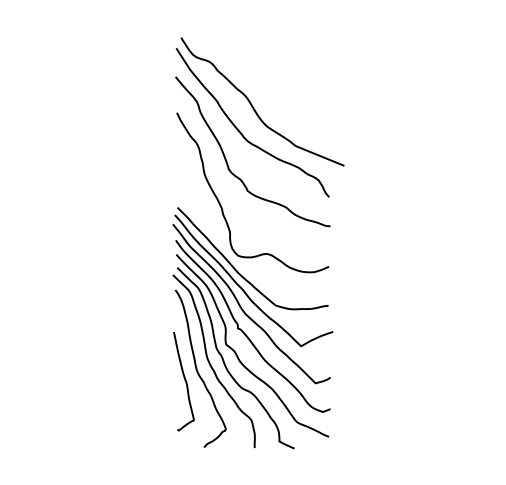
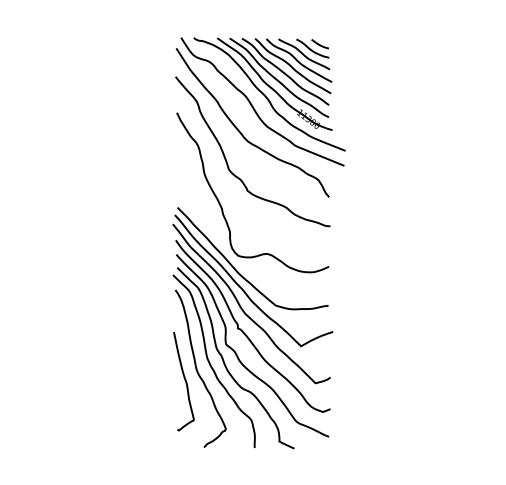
part: none -> present (269, 94)
